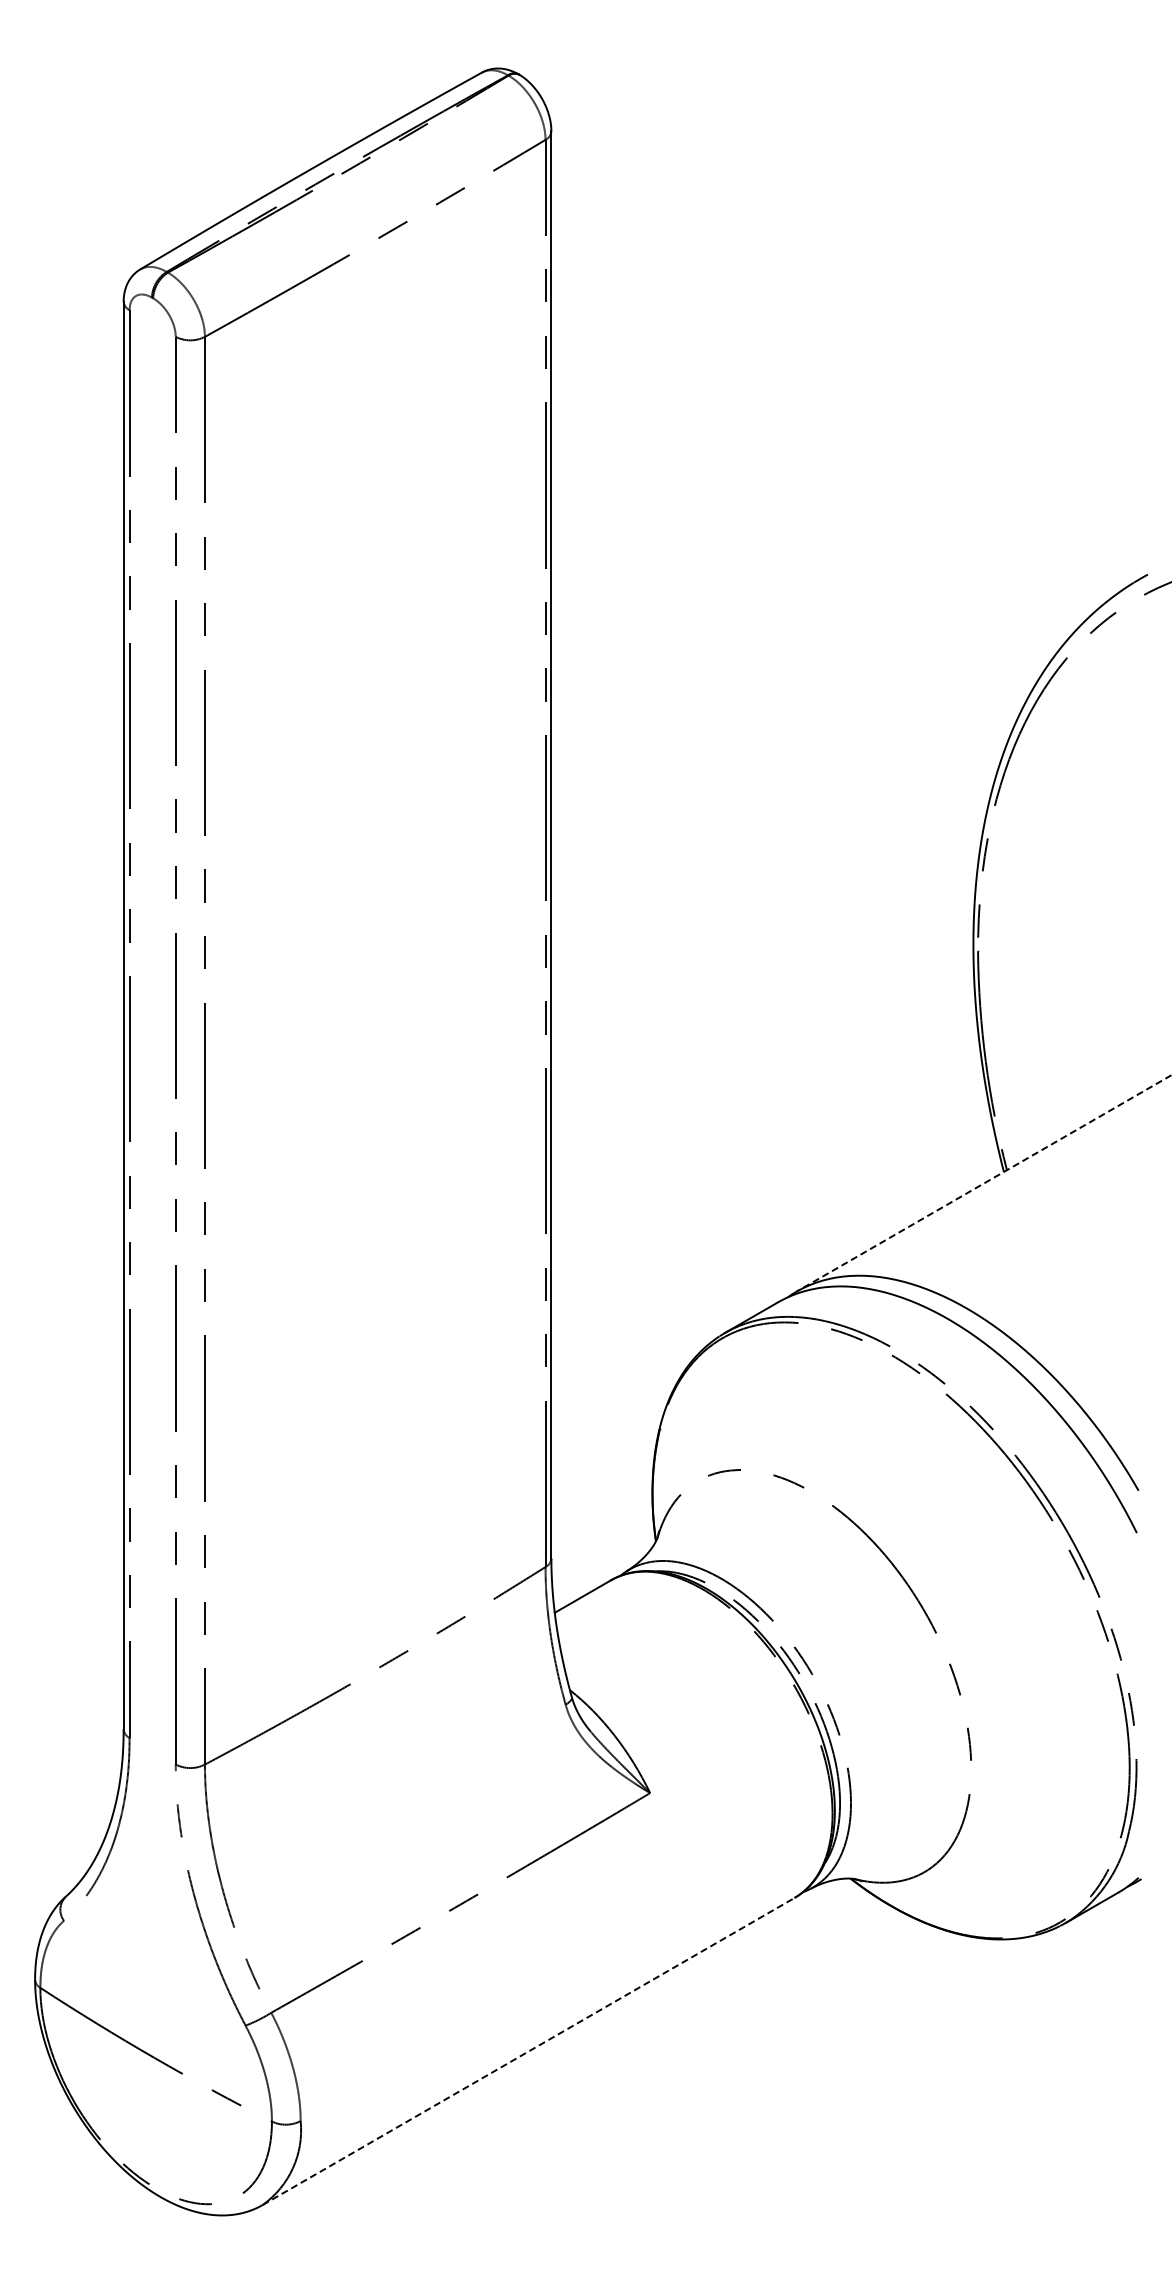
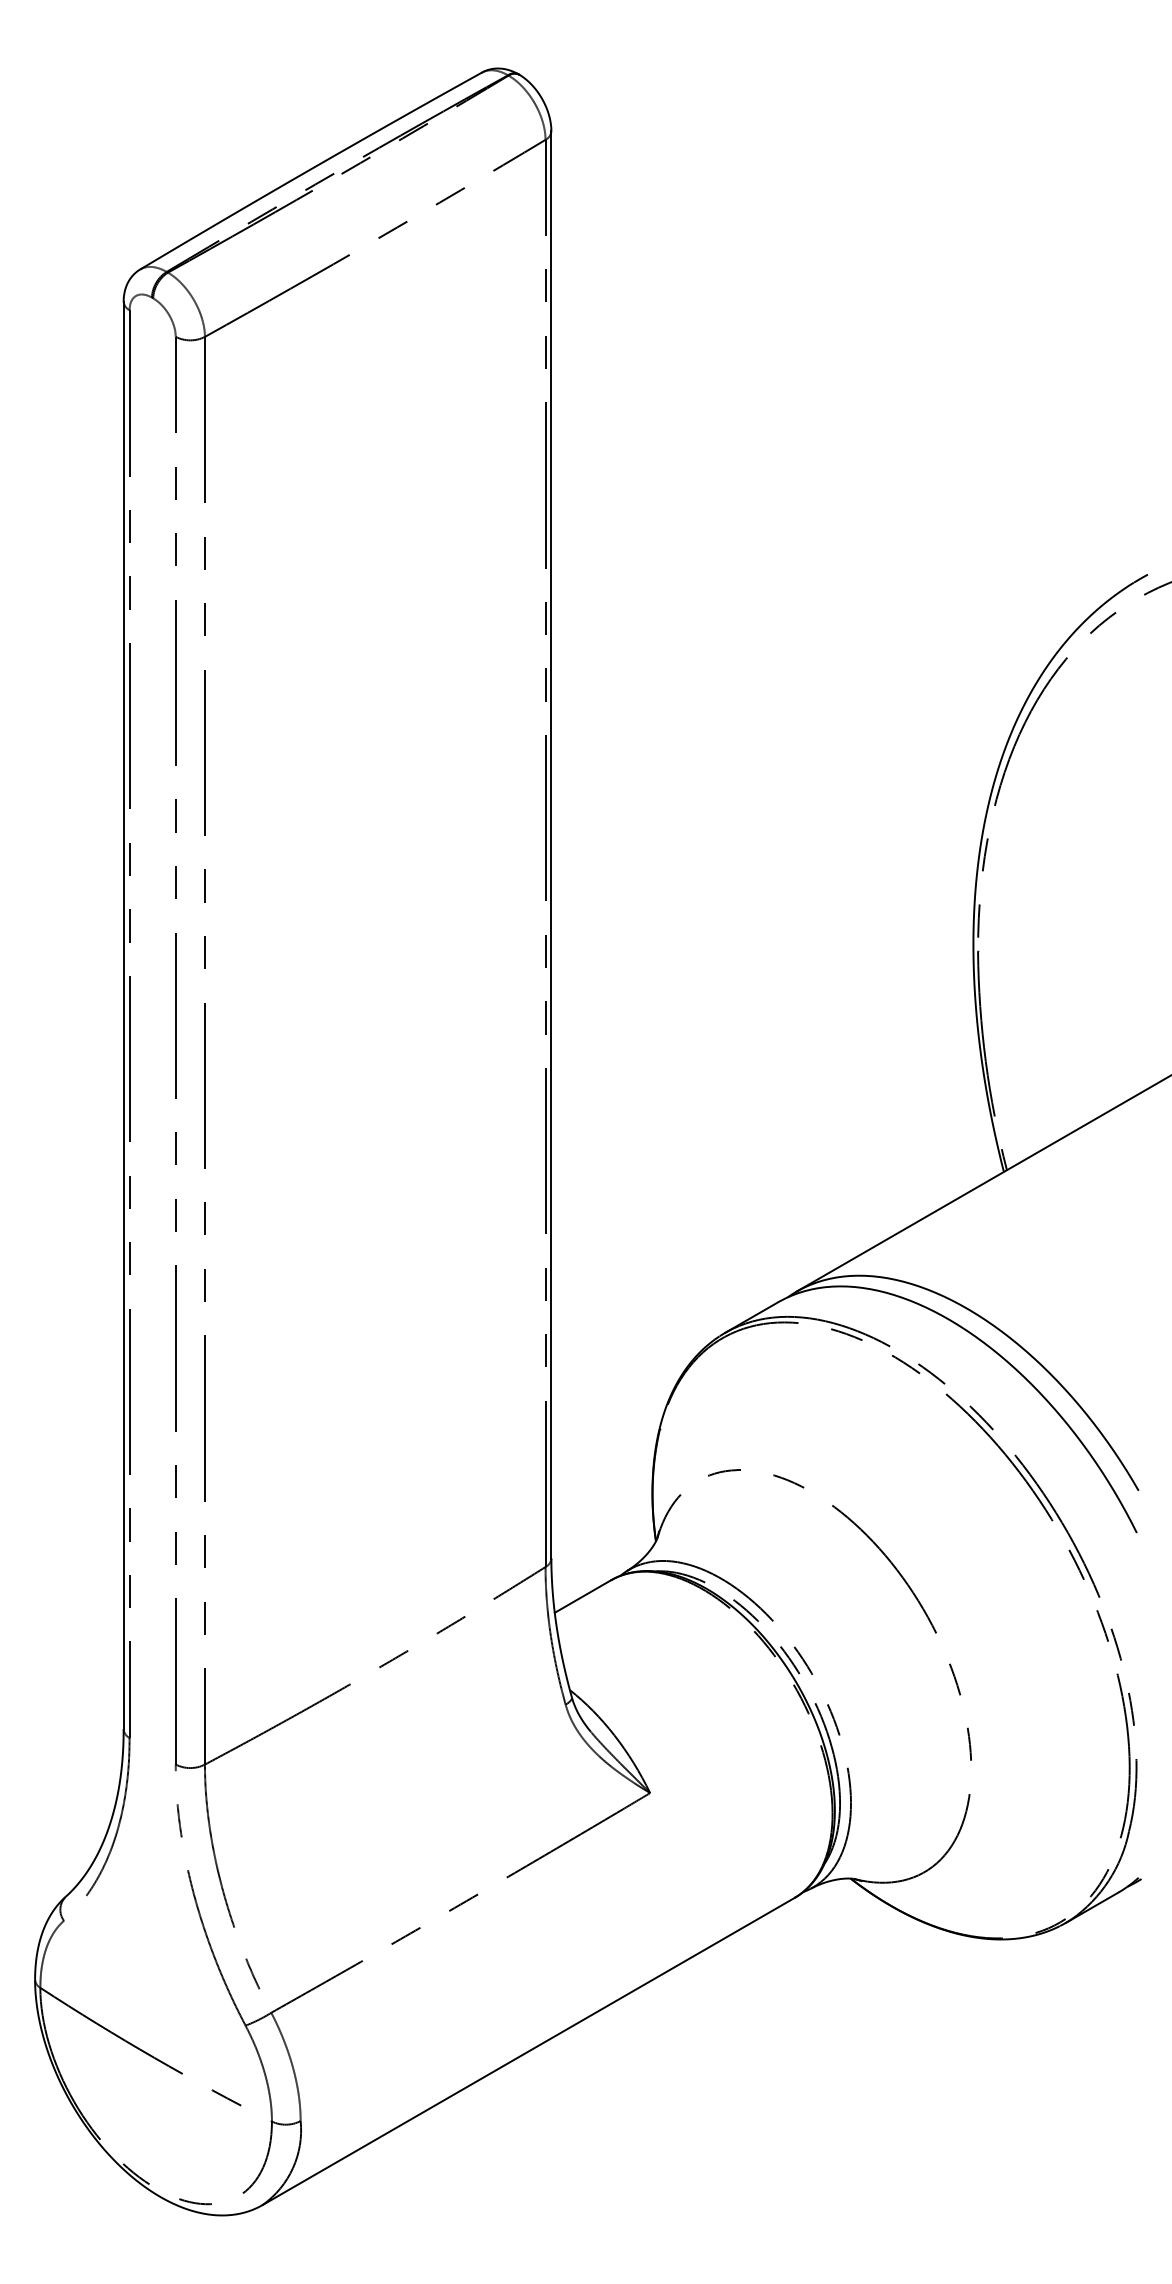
line: dashed -> solid (983, 1183)
line: dashed -> solid (529, 2051)
